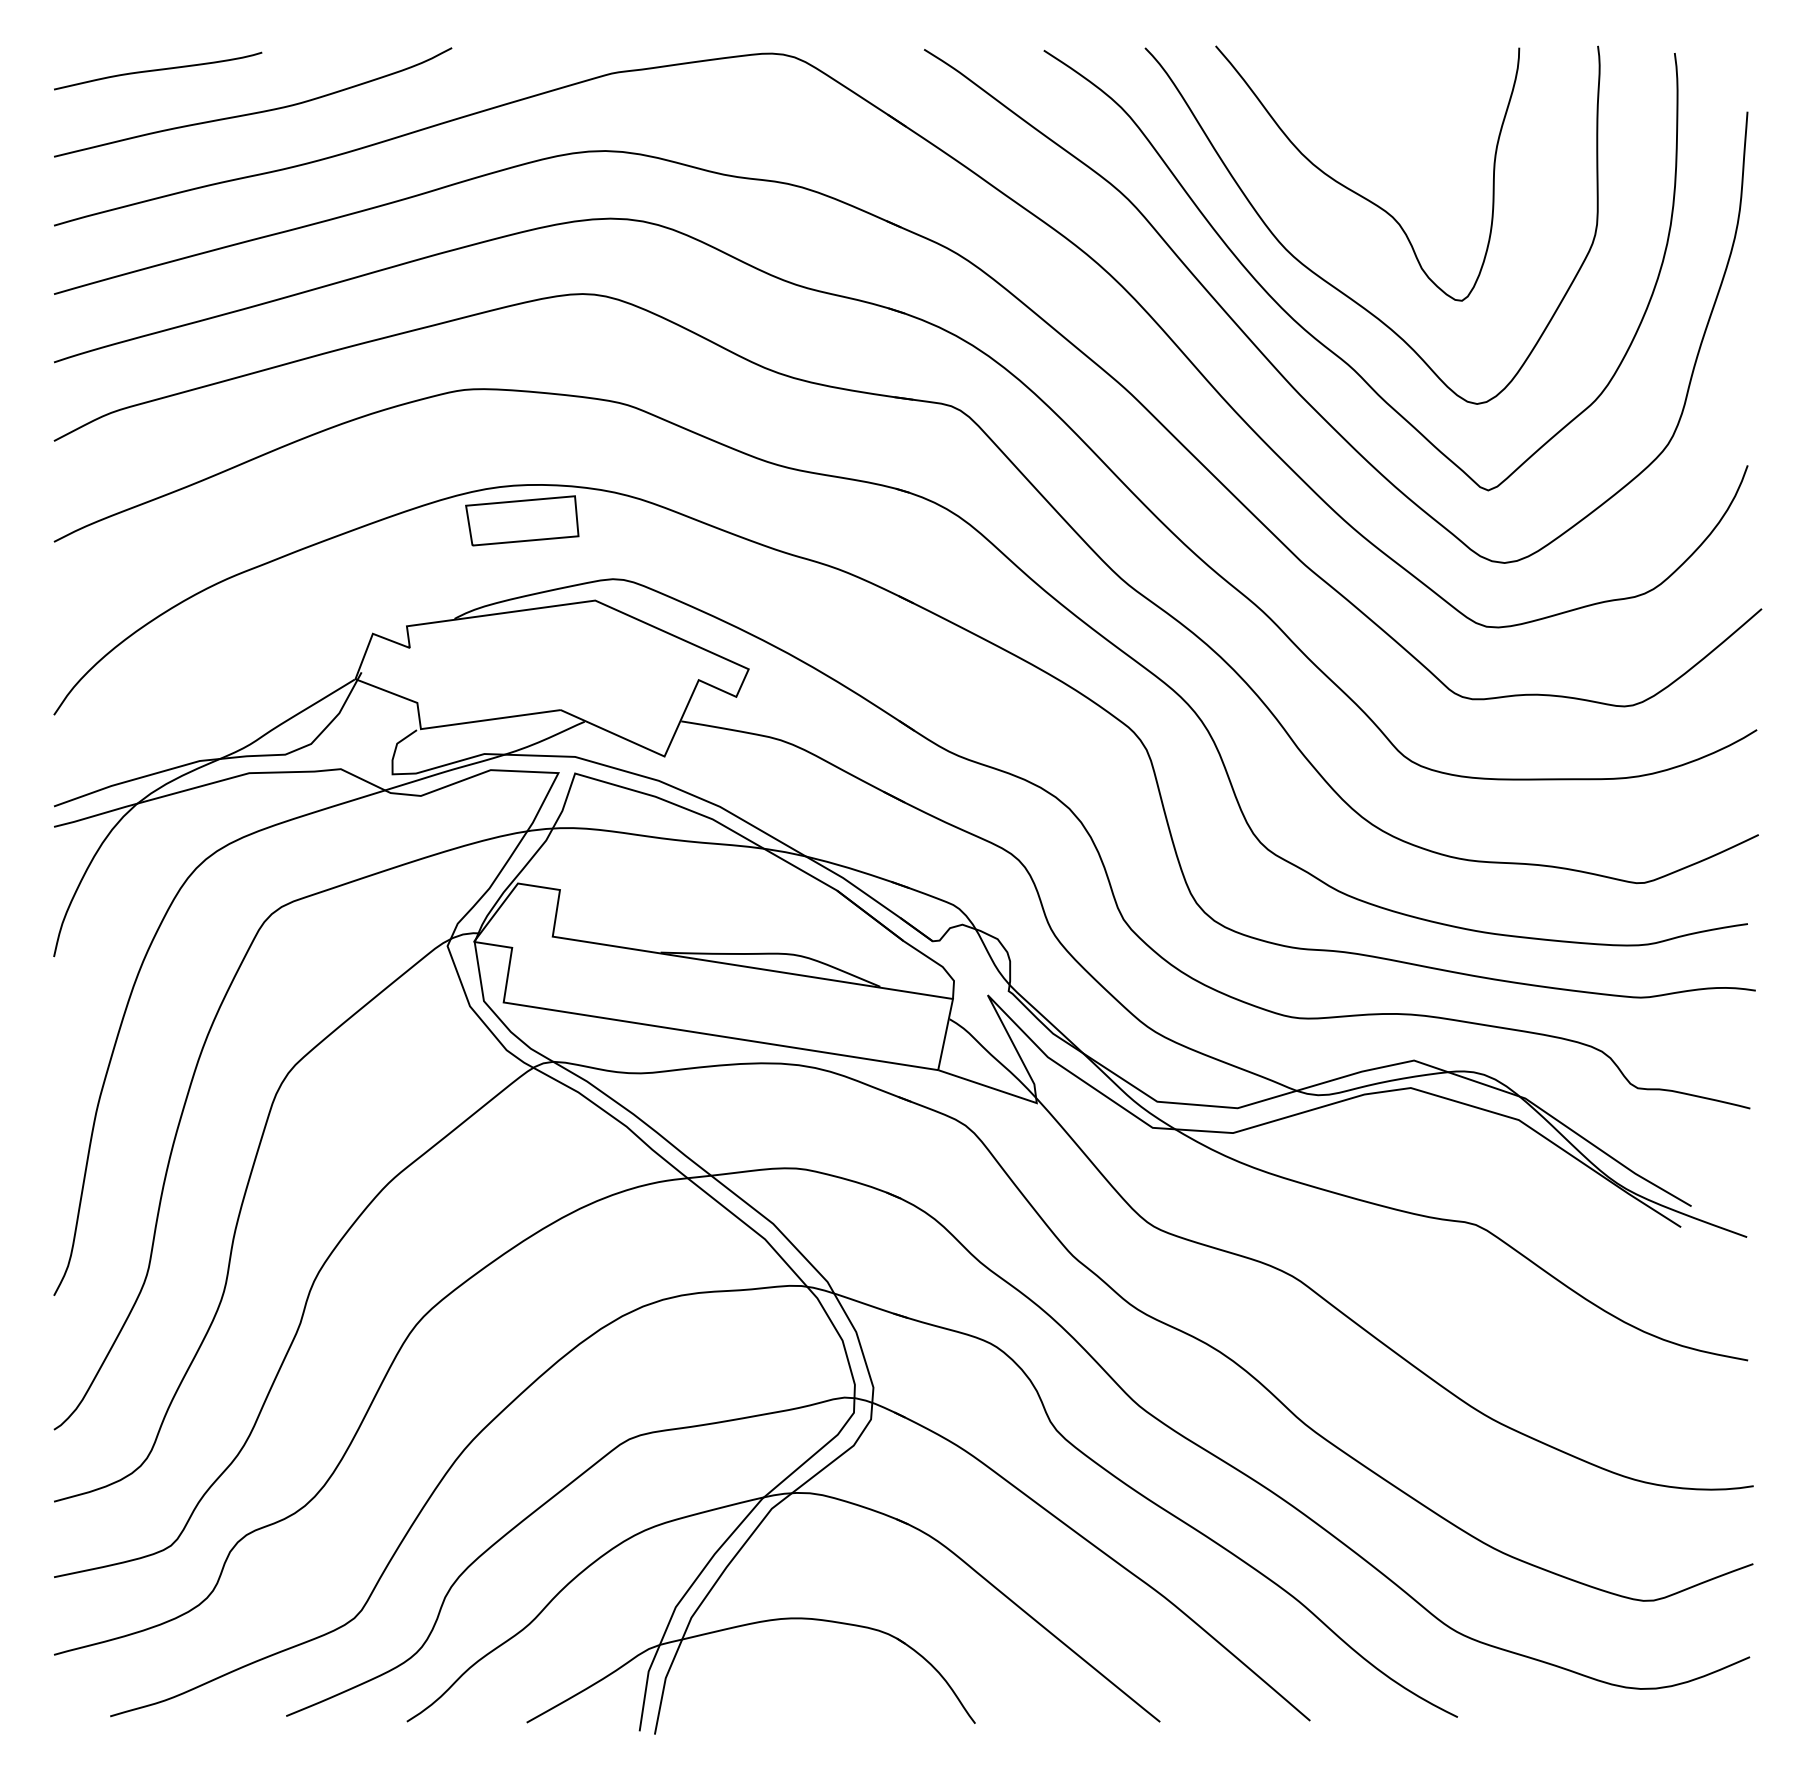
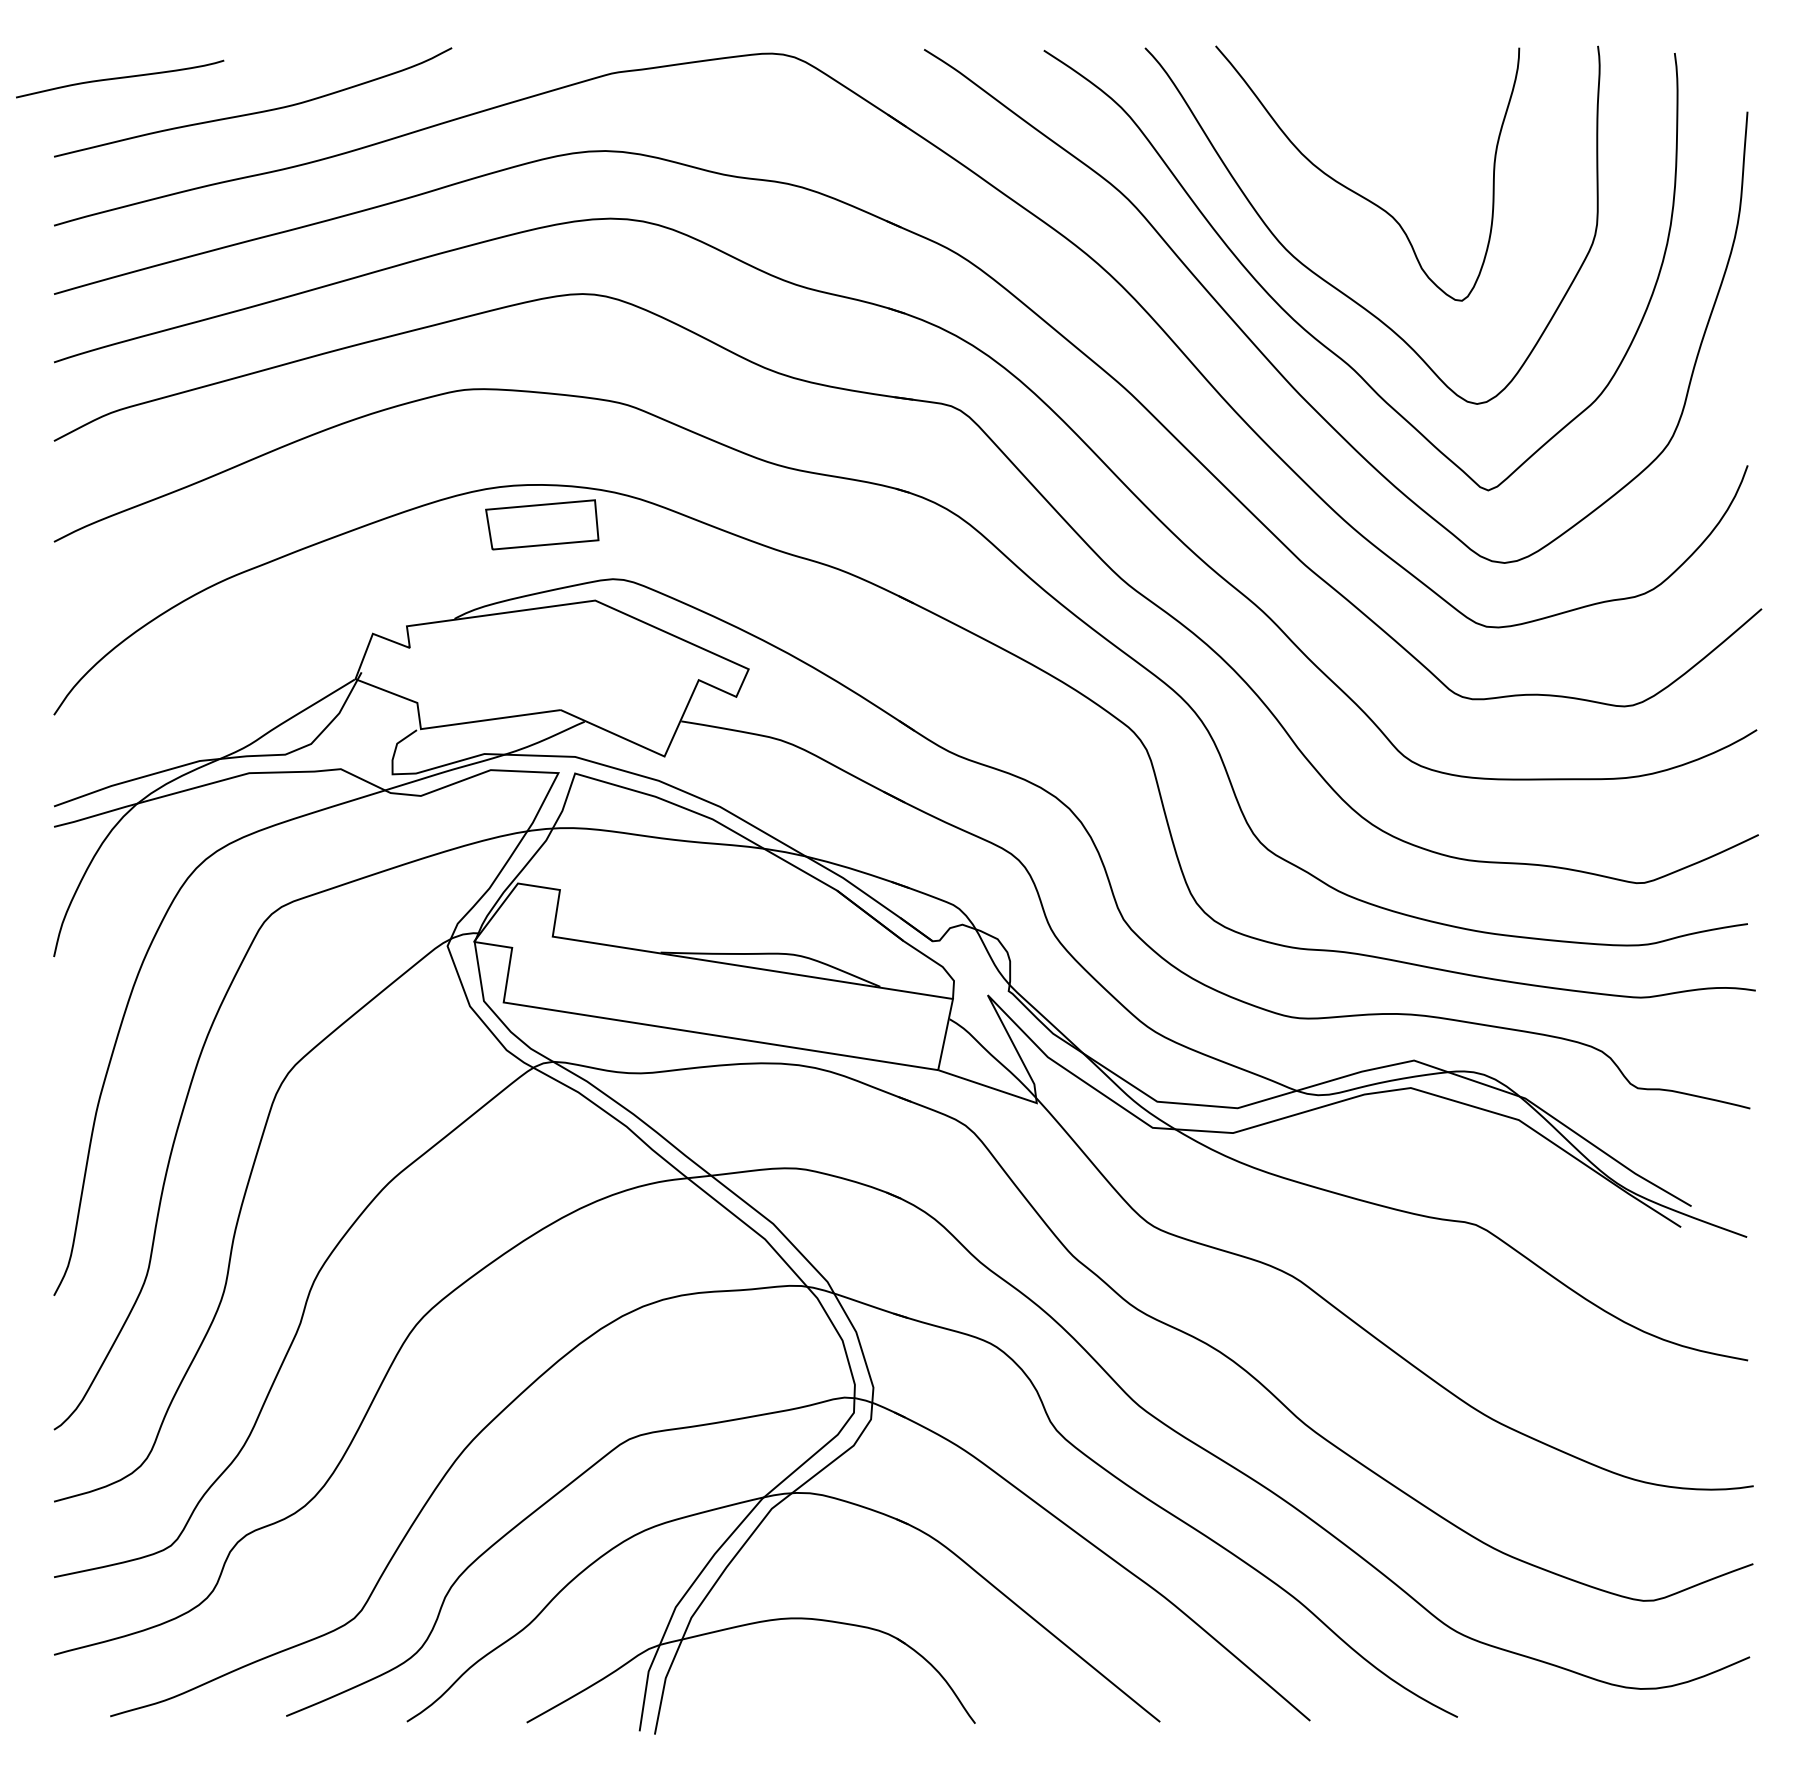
curve position: (158, 70) -> (120, 78) (120, 78)
part position: (522, 520) -> (542, 524) (542, 524)
